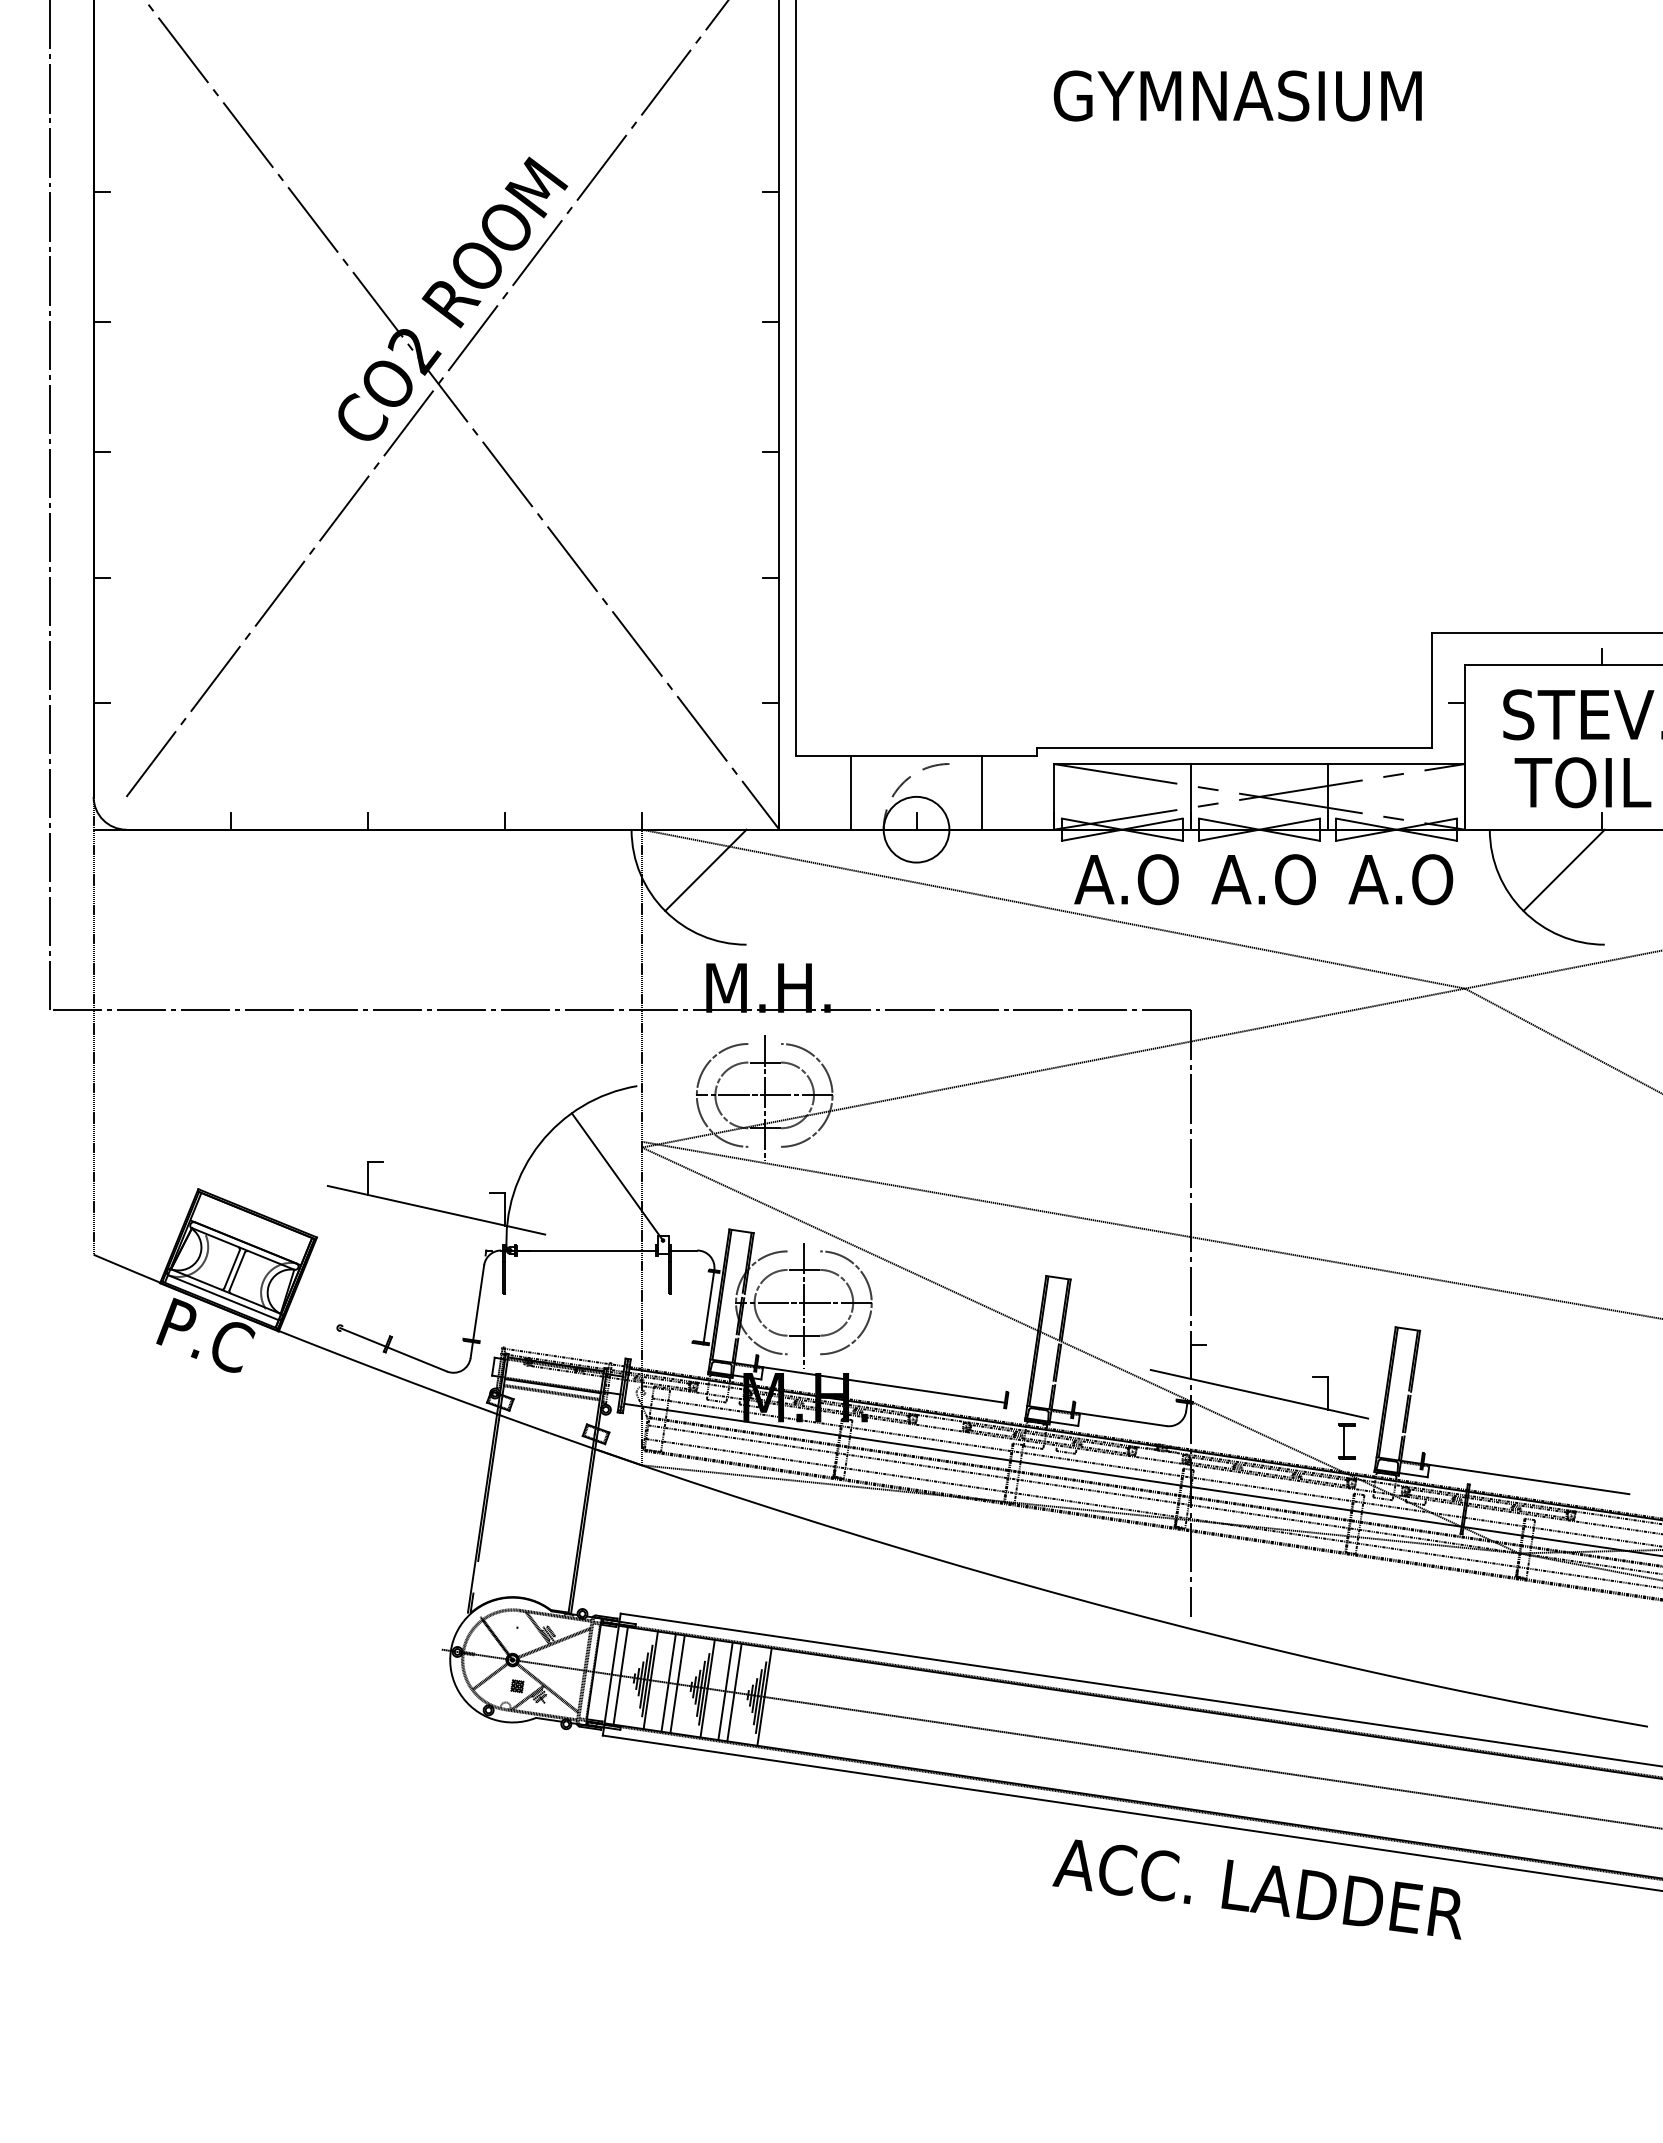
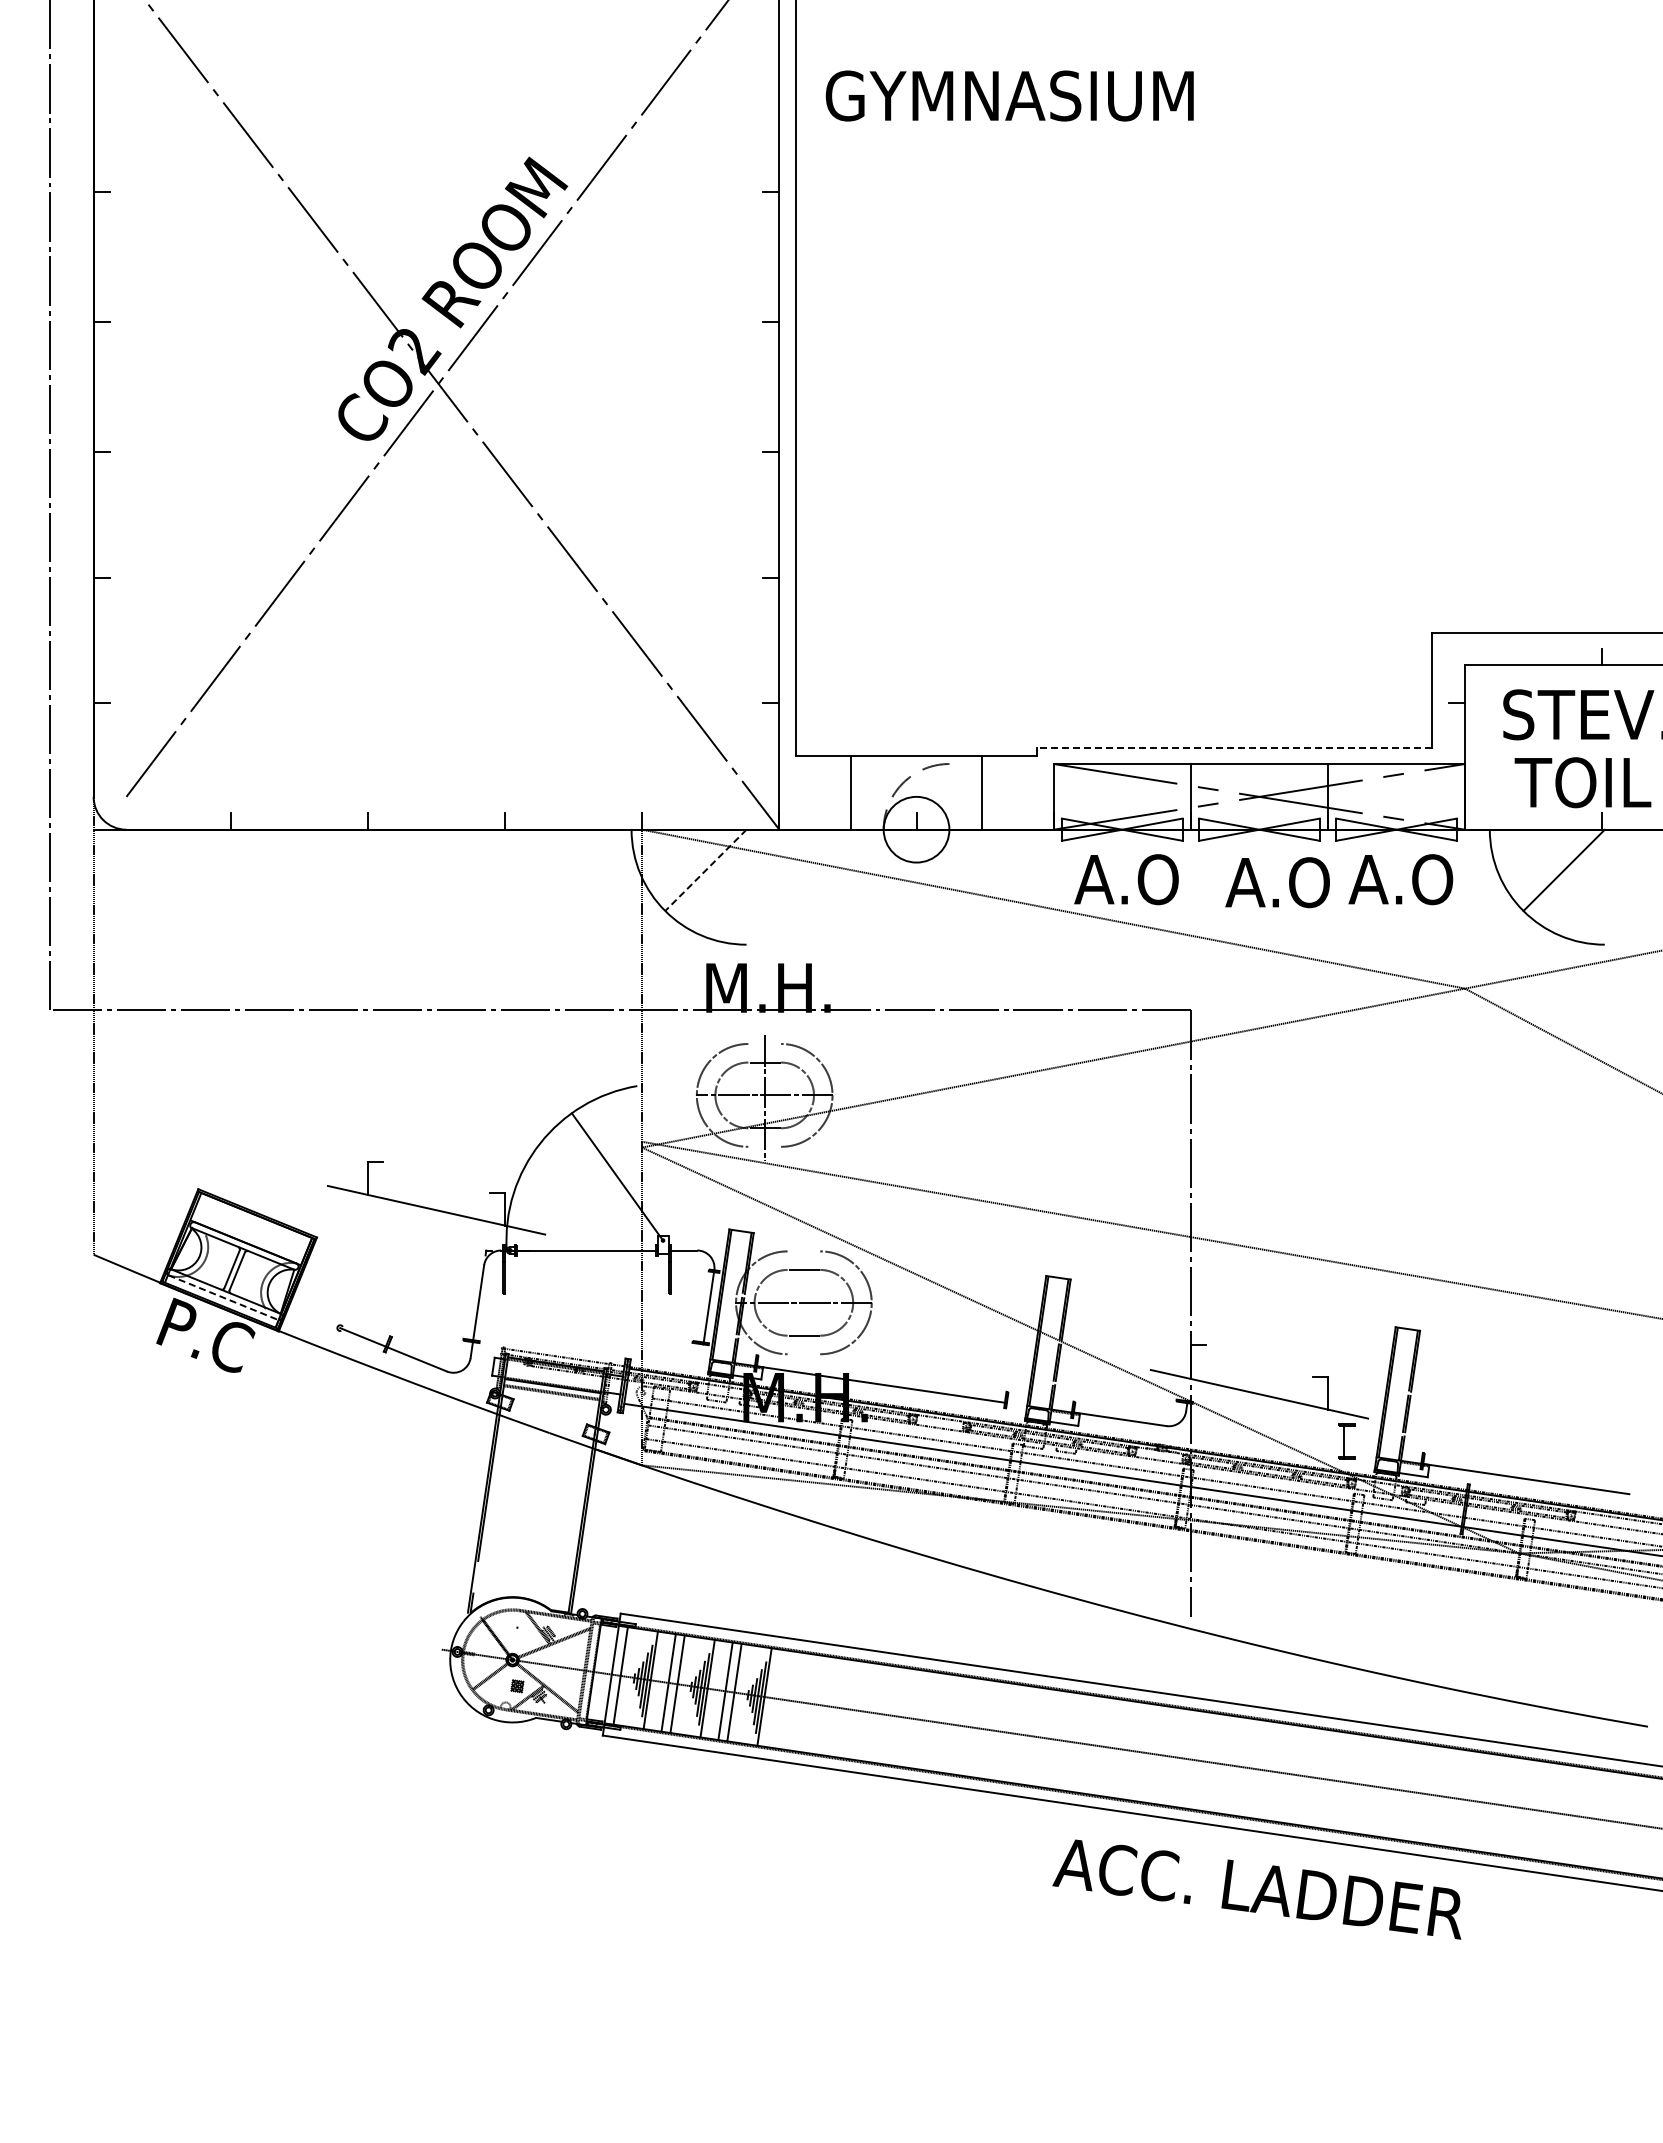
text position: (1237, 95) -> (1009, 95) (1009, 95)
line: solid -> dashed (1234, 747)
line: solid -> dashed (705, 870)
text position: (1263, 879) -> (1277, 882) (1277, 882)
line: solid -> dashed (223, 1297)
line: present -> none (803, 1305)
